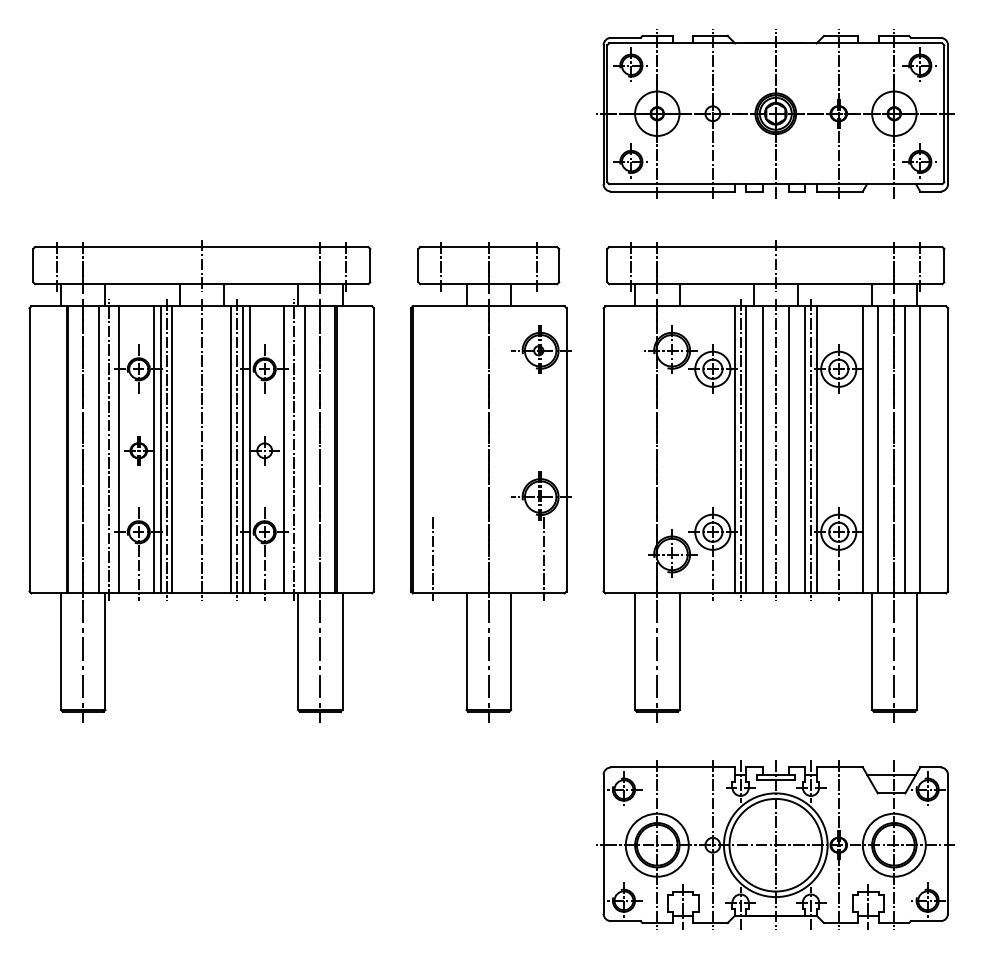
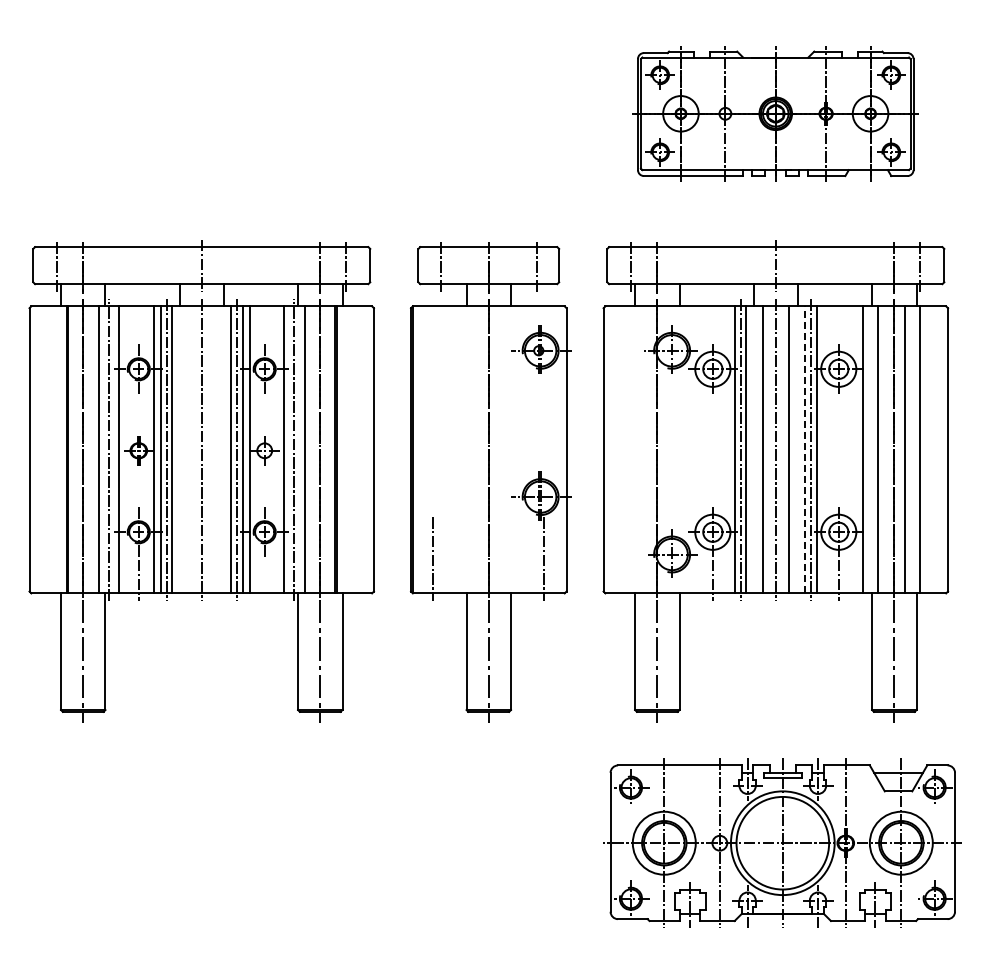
part size: 359x170 px -> 287x136 px (775, 113)
line: solid -> dashed (805, 449)
line: present -> none (264, 579)
part position: (775, 844) -> (782, 842) (782, 842)
